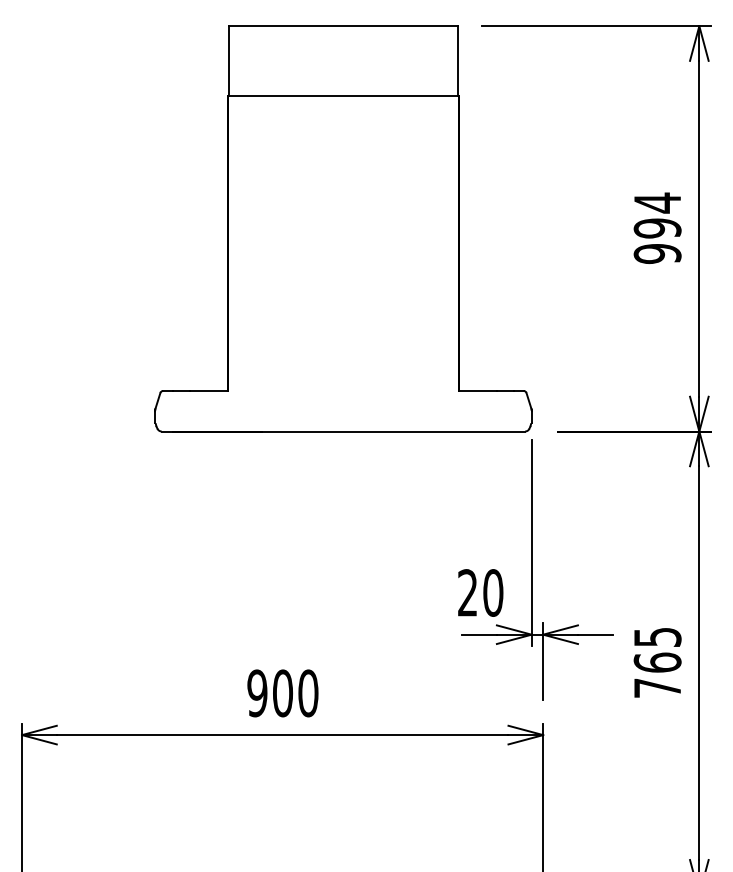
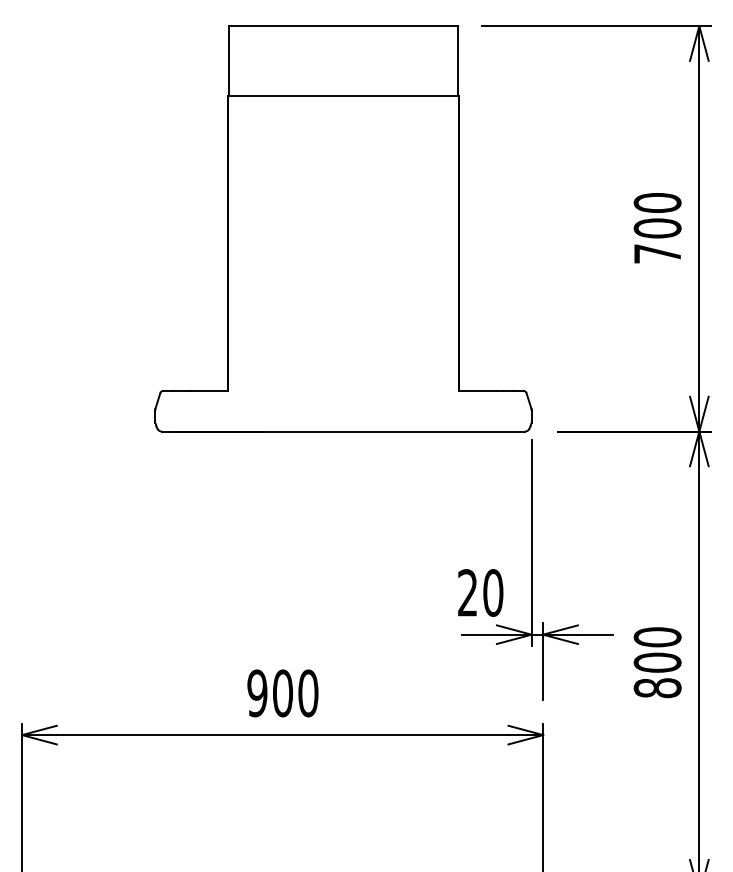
text: 994 -> 700 (657, 228)
text: 765 -> 800 (657, 662)
